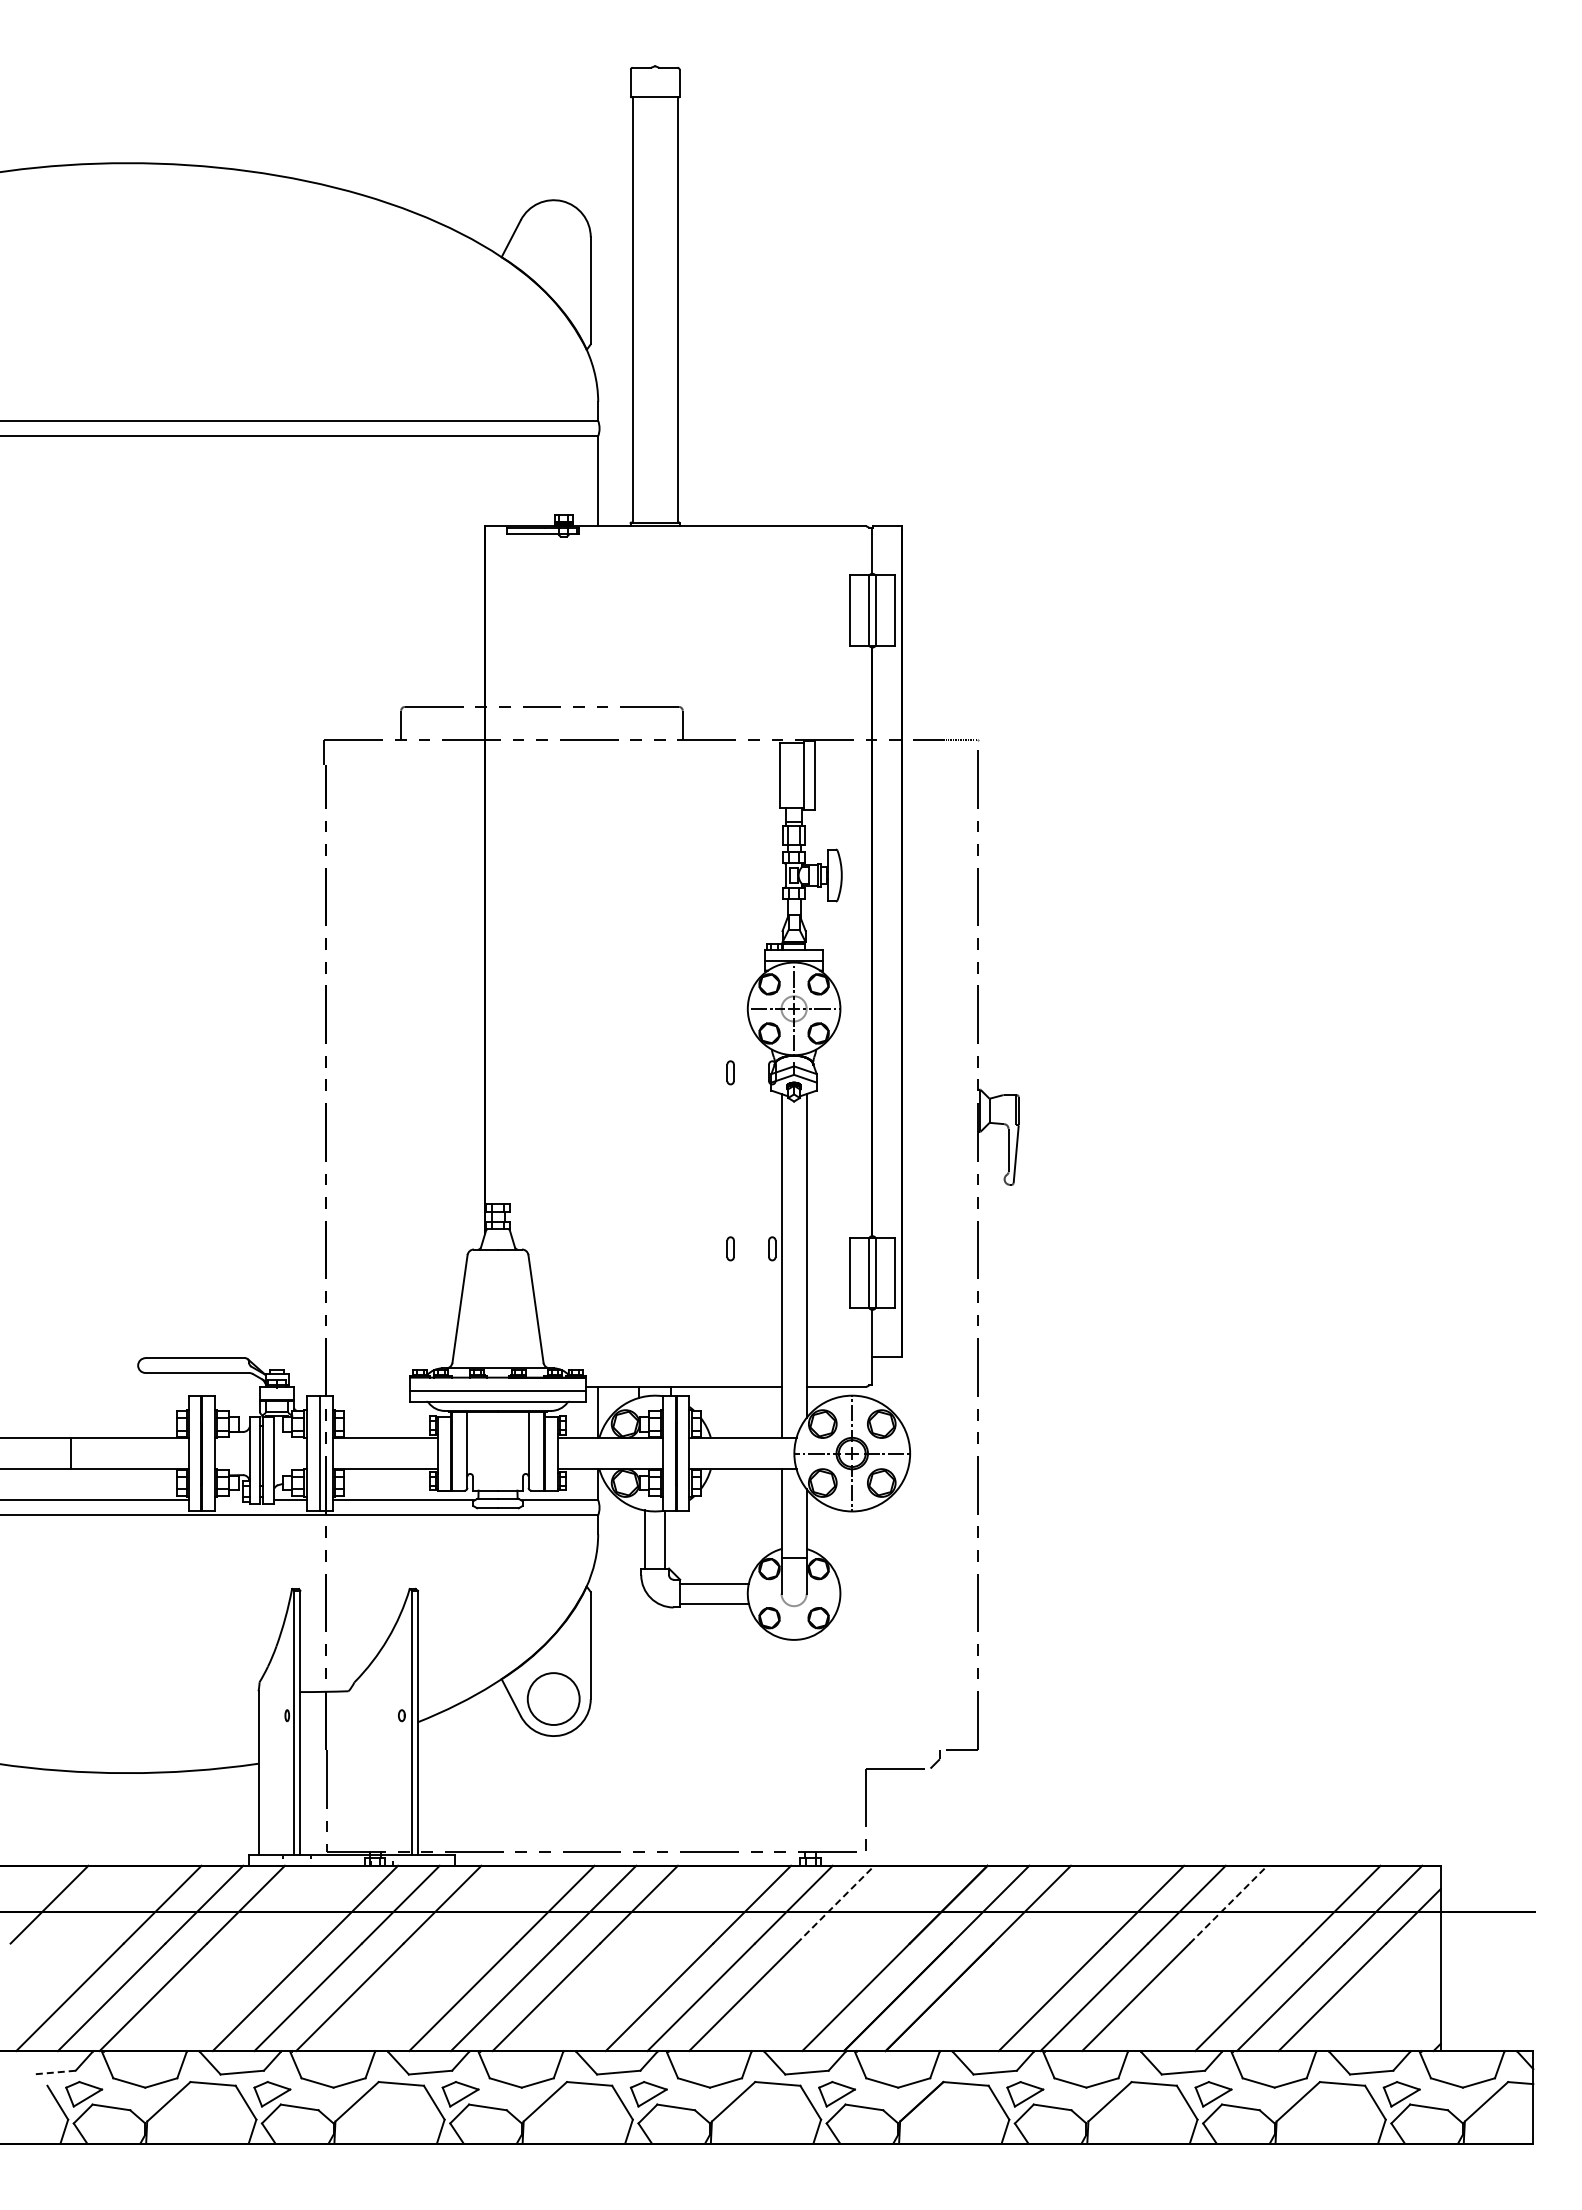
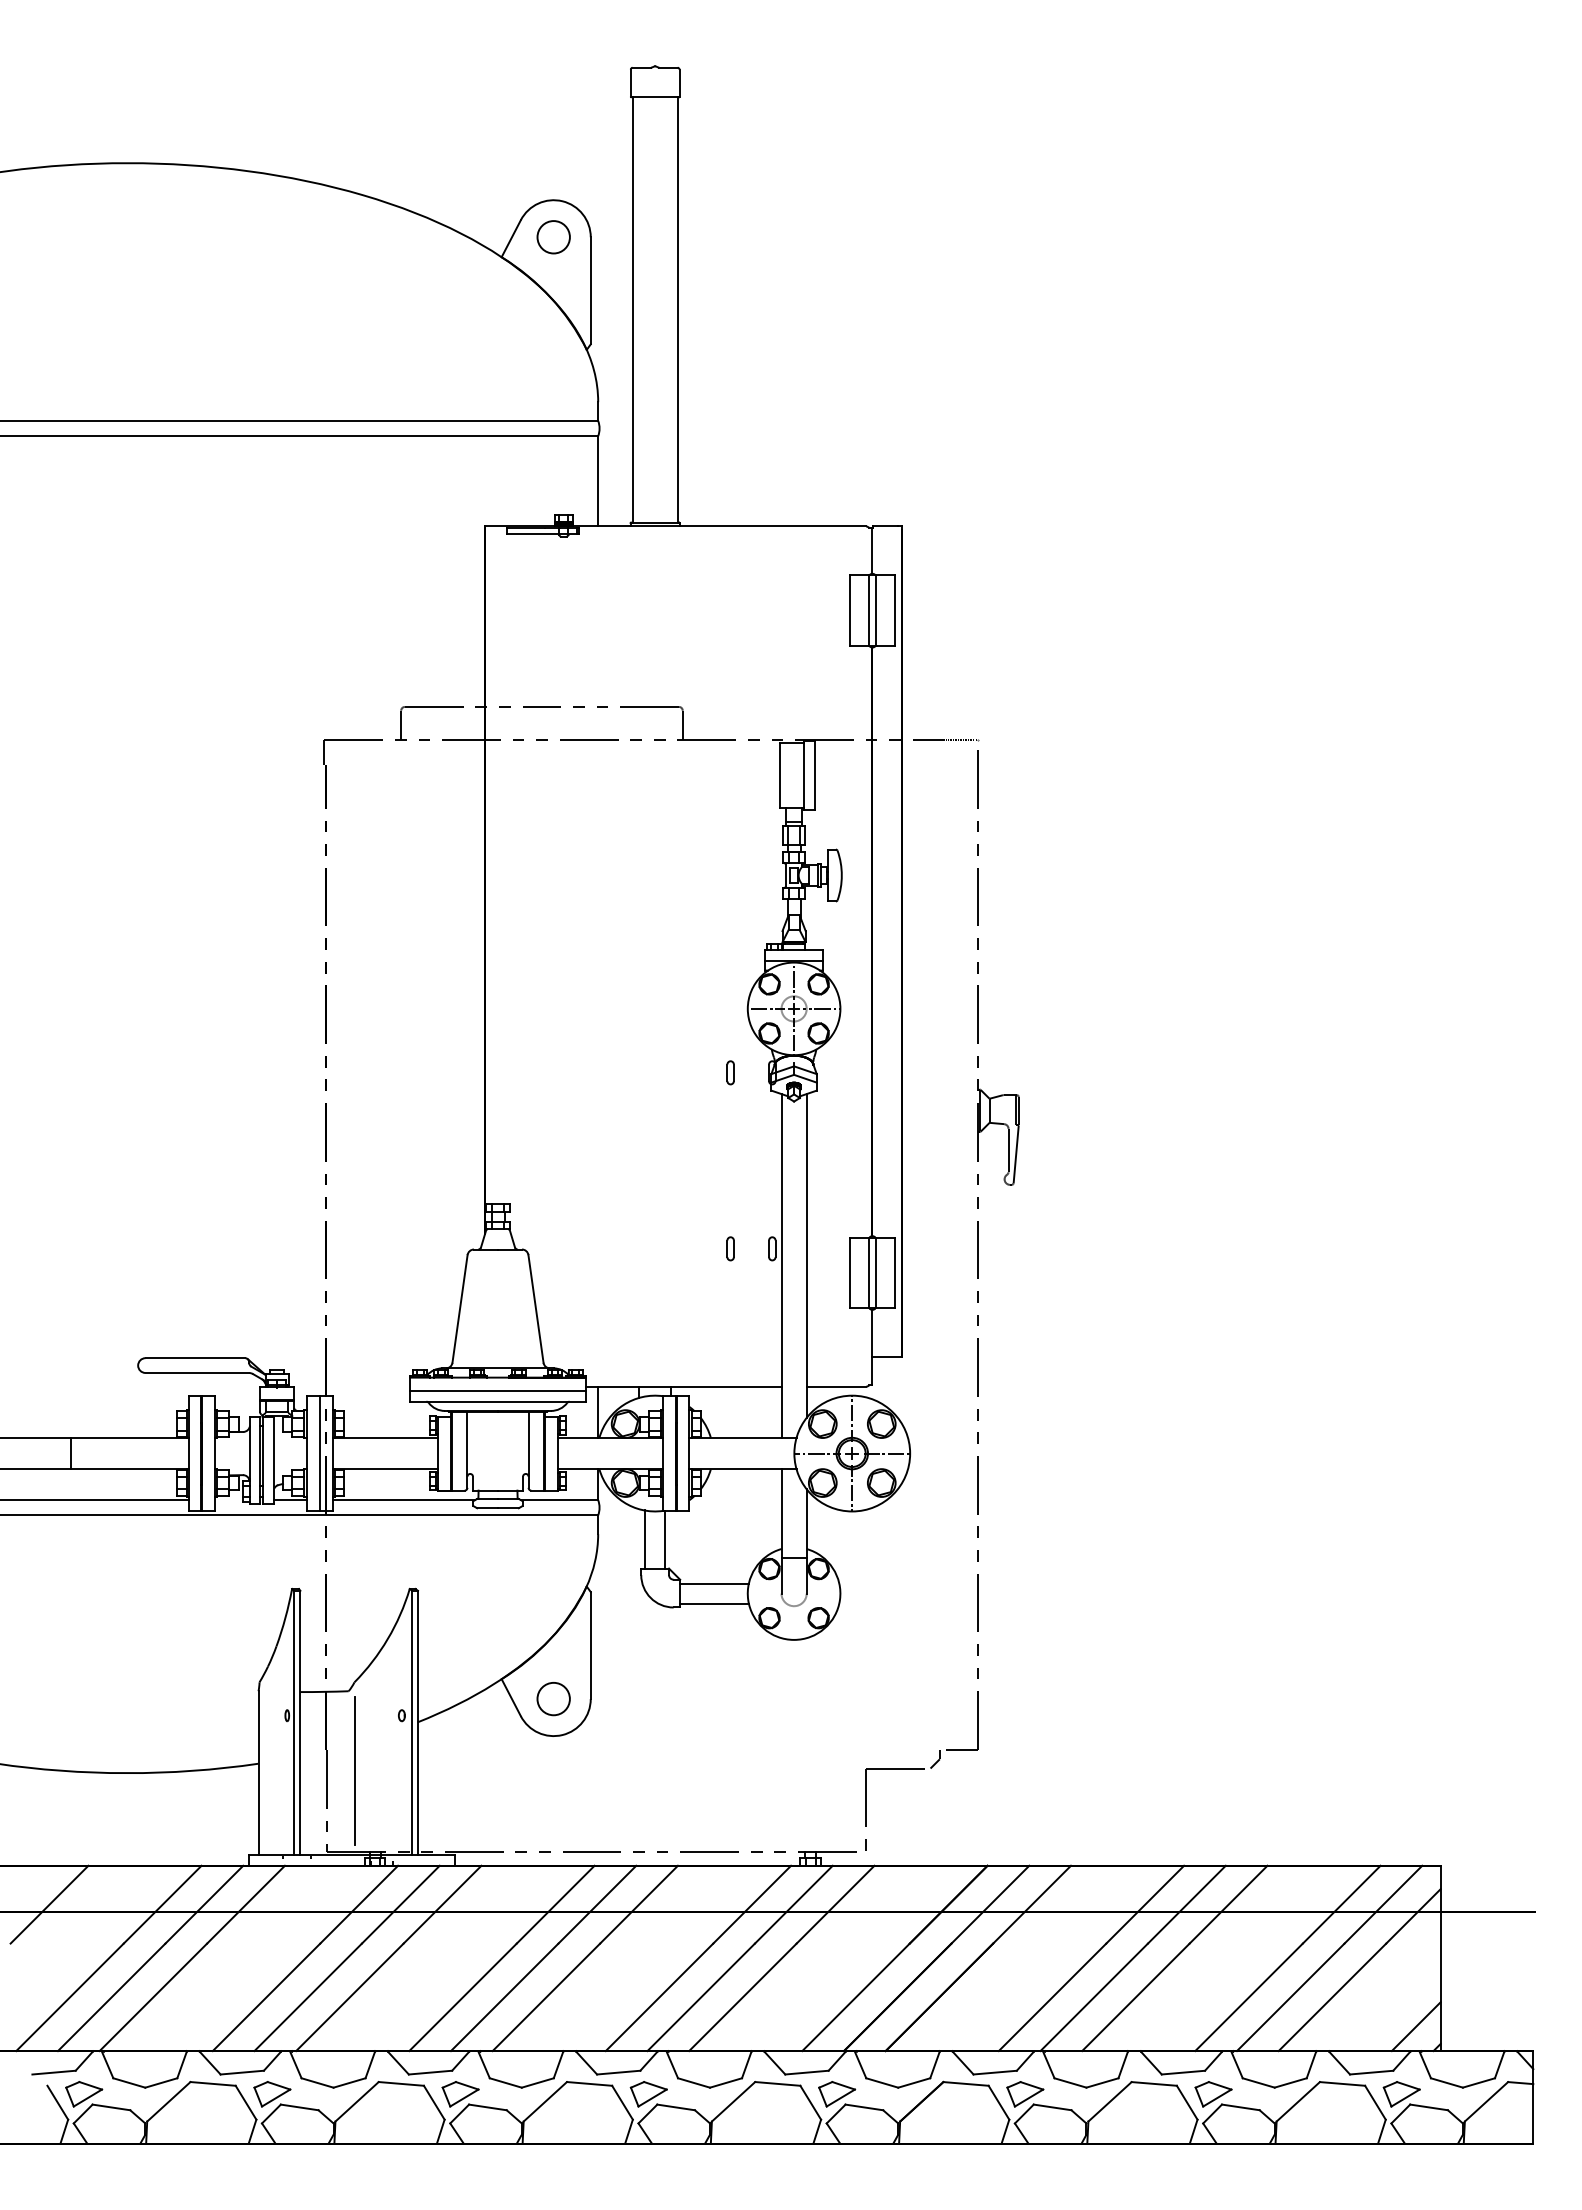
circle: none -> present (553, 237)
circle diameter: 52 px -> 32 px (553, 1698)
line: none -> present (354, 1770)
line: dashed -> solid (835, 1904)
line: dashed -> solid (1228, 1904)
line: none -> present (1415, 2026)
line: dashed -> solid (54, 2072)
